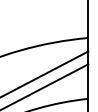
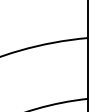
line: present -> none (45, 73)
line: present -> none (45, 86)
